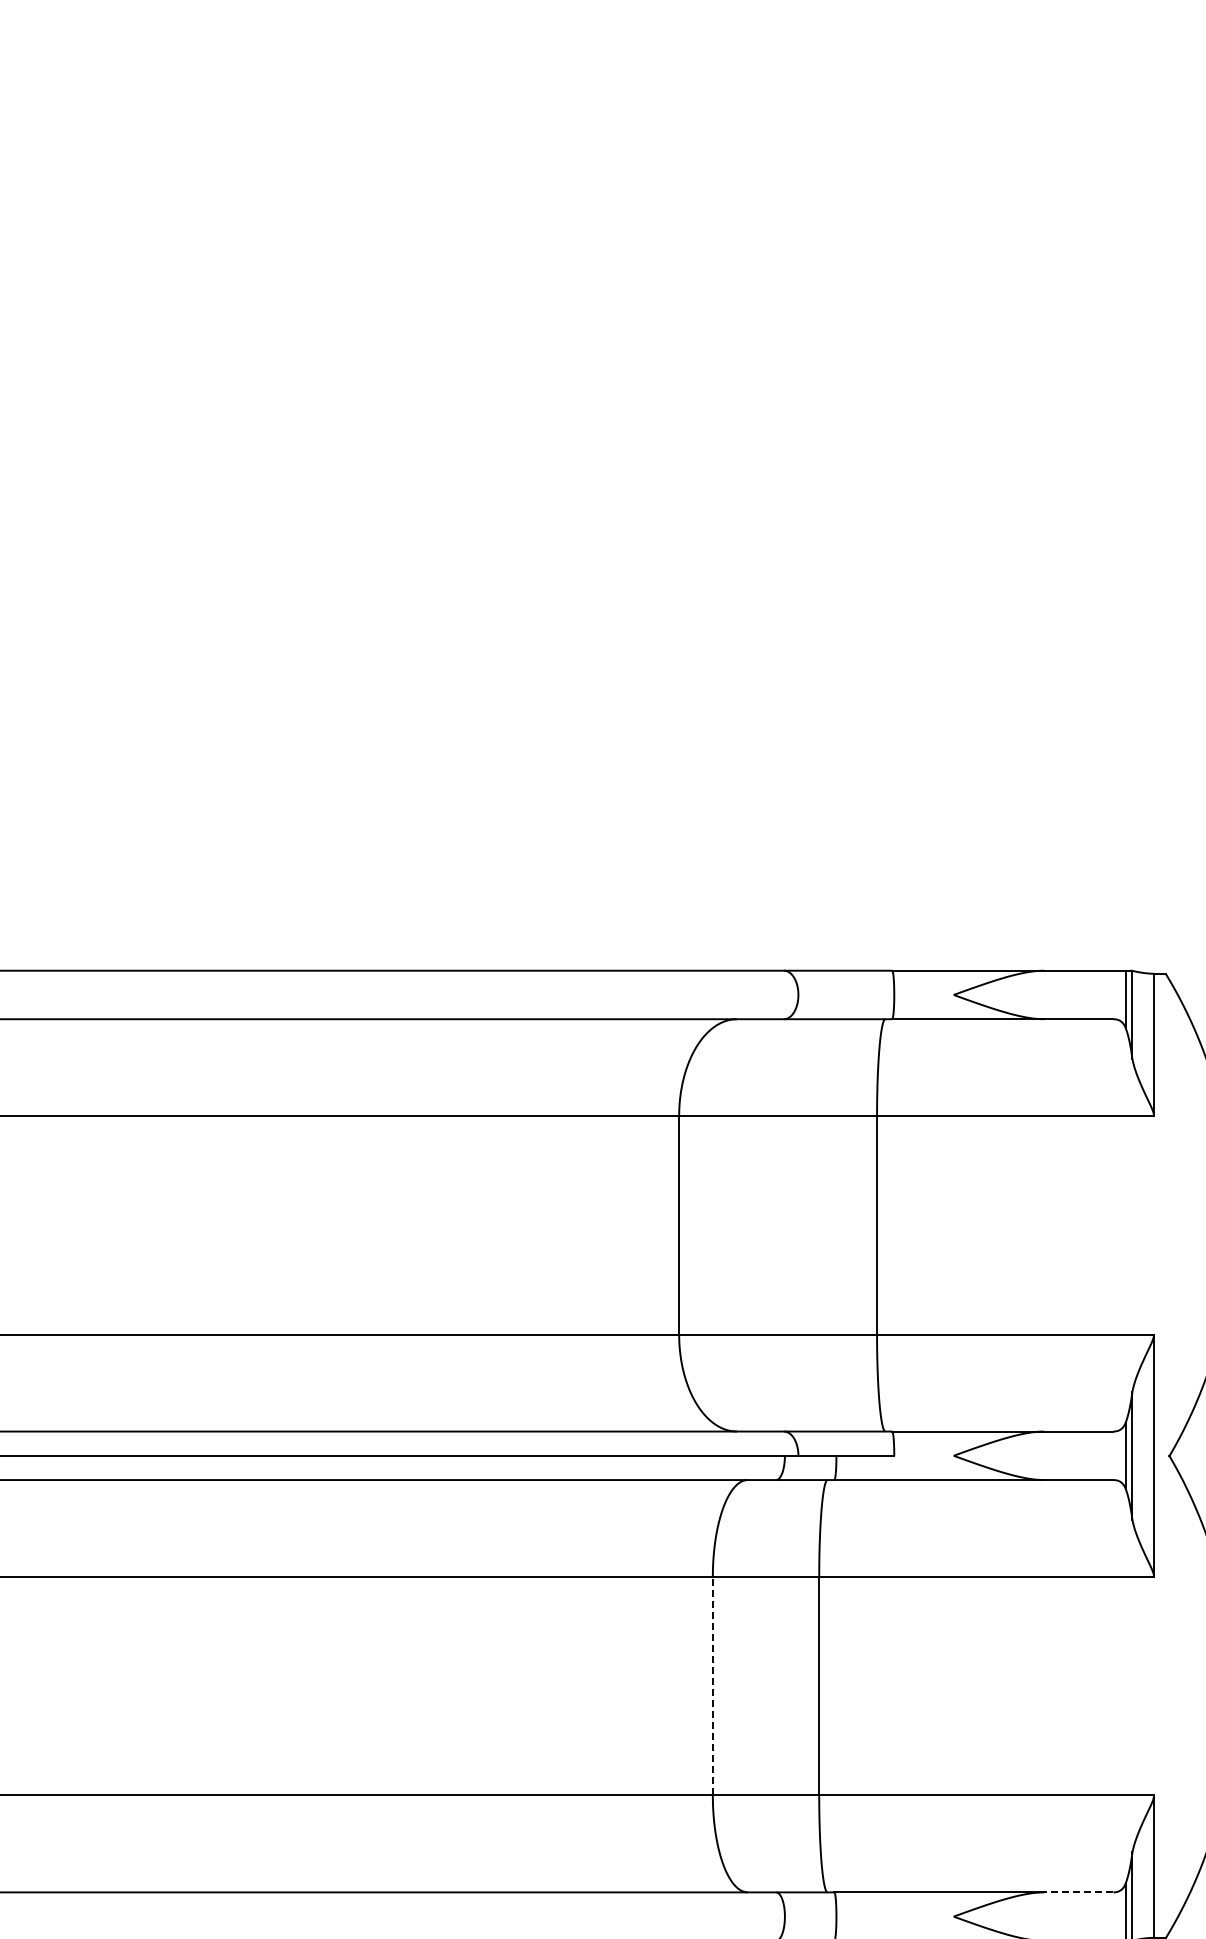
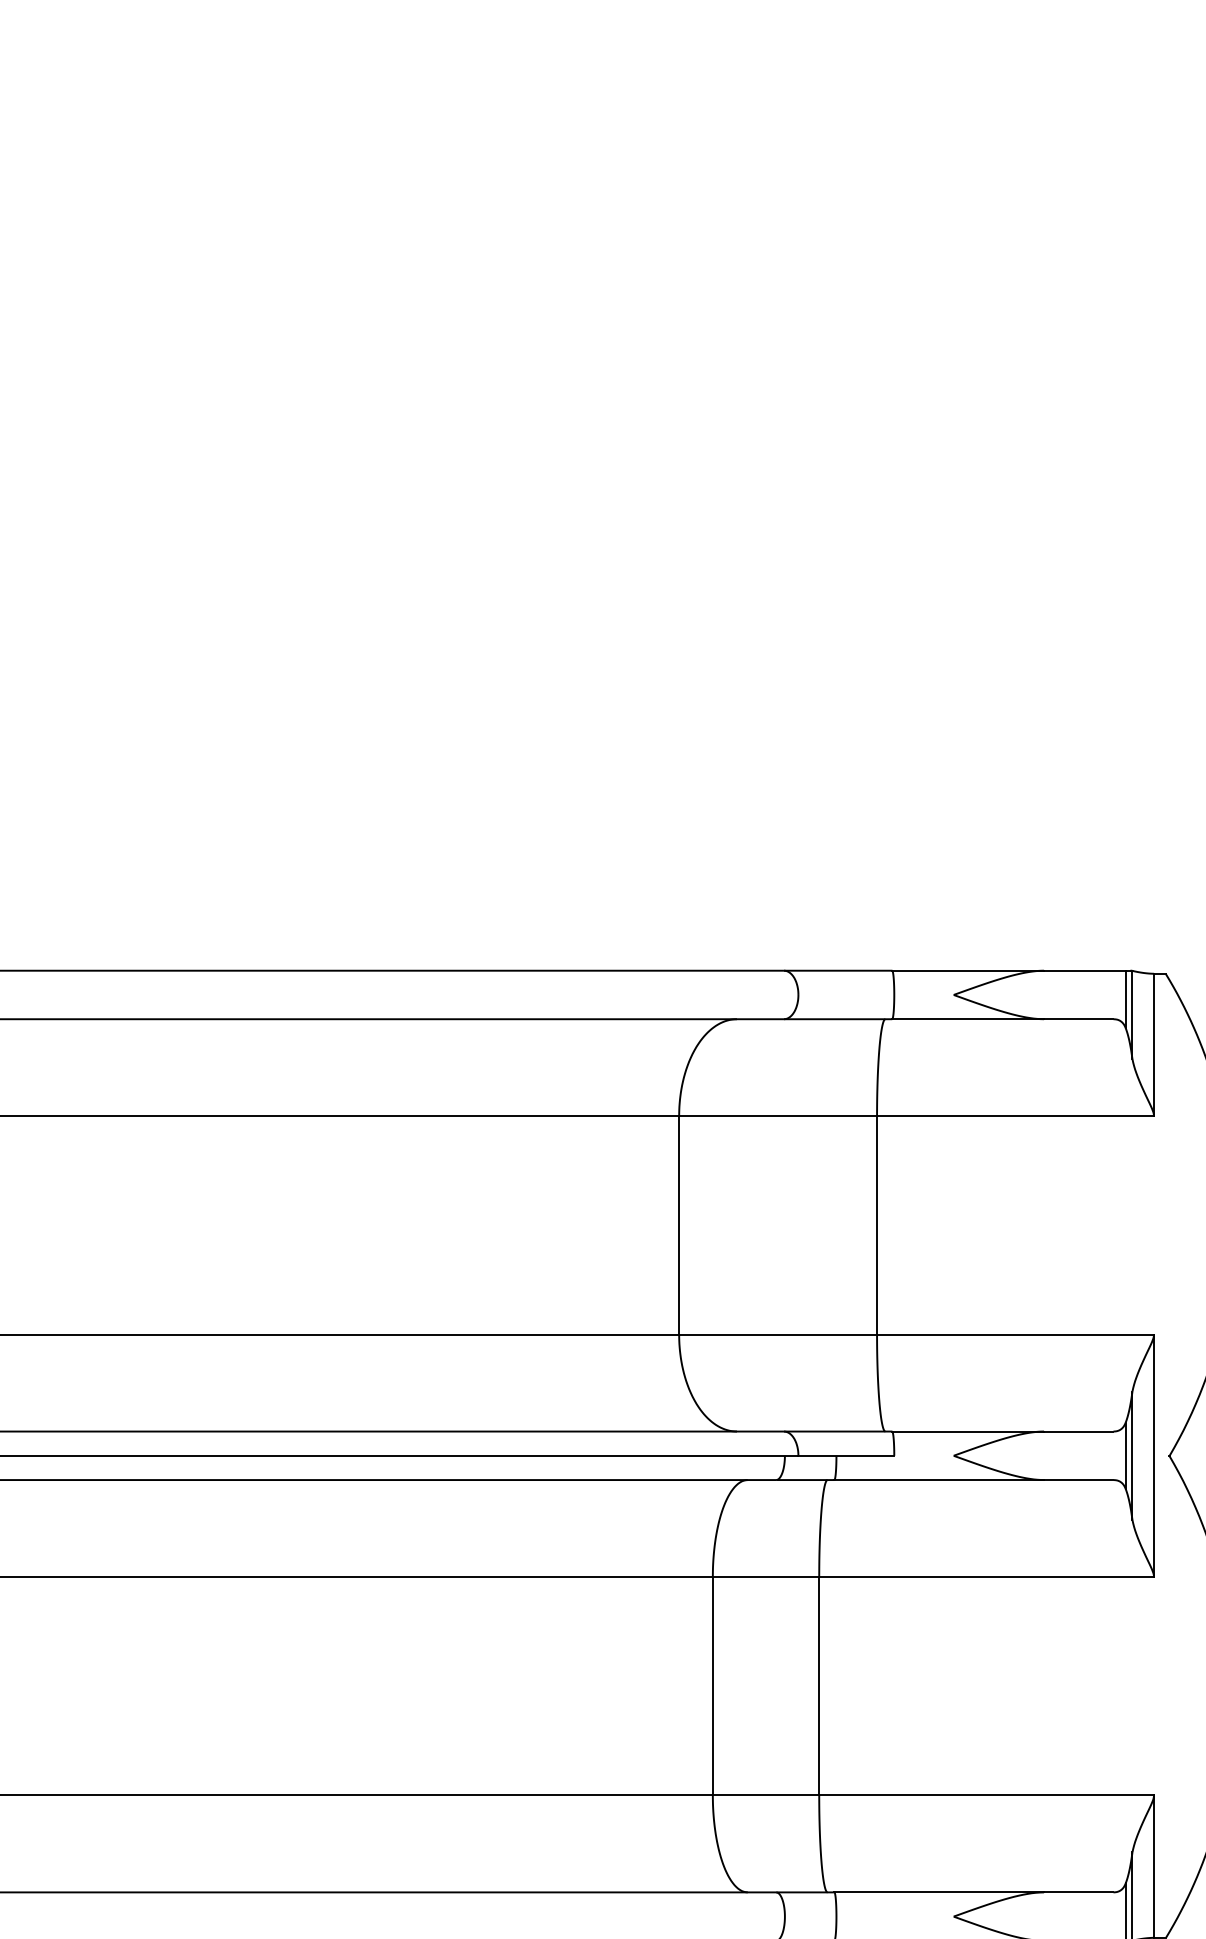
line: dashed -> solid (712, 1685)
line: dashed -> solid (1078, 1892)
